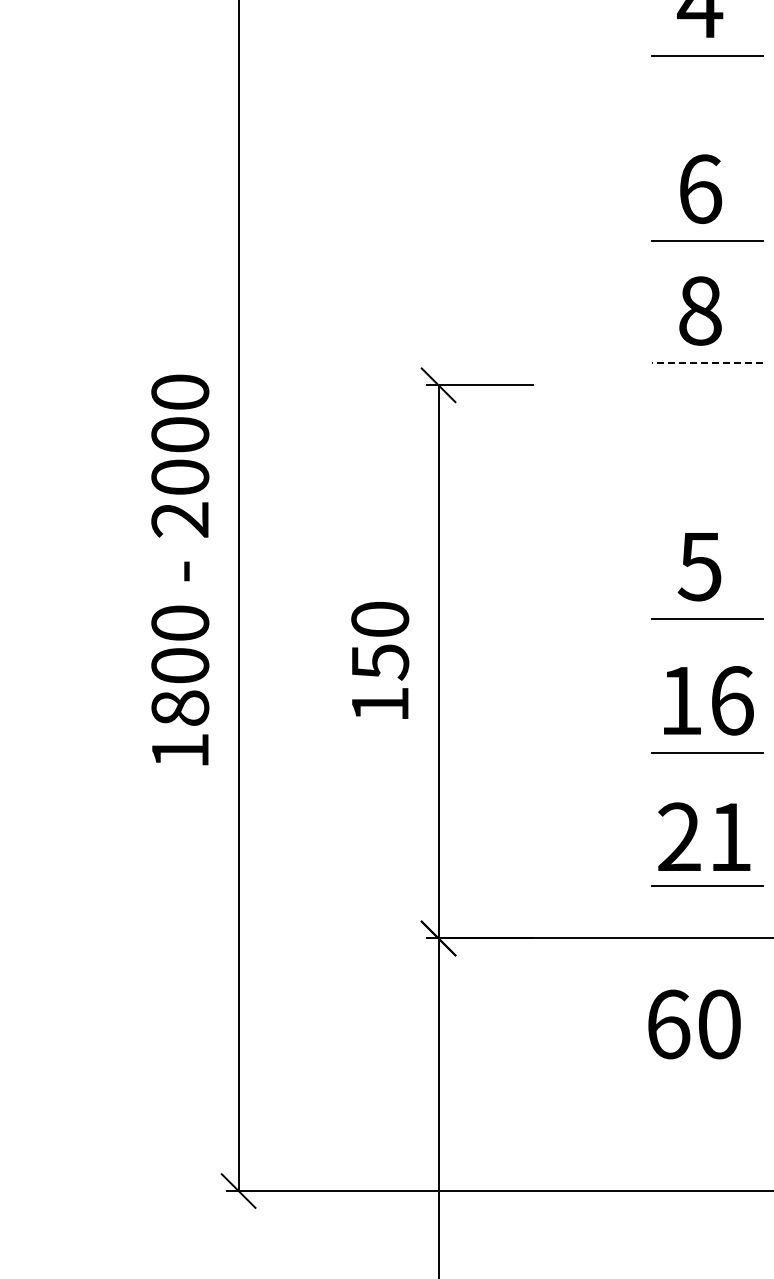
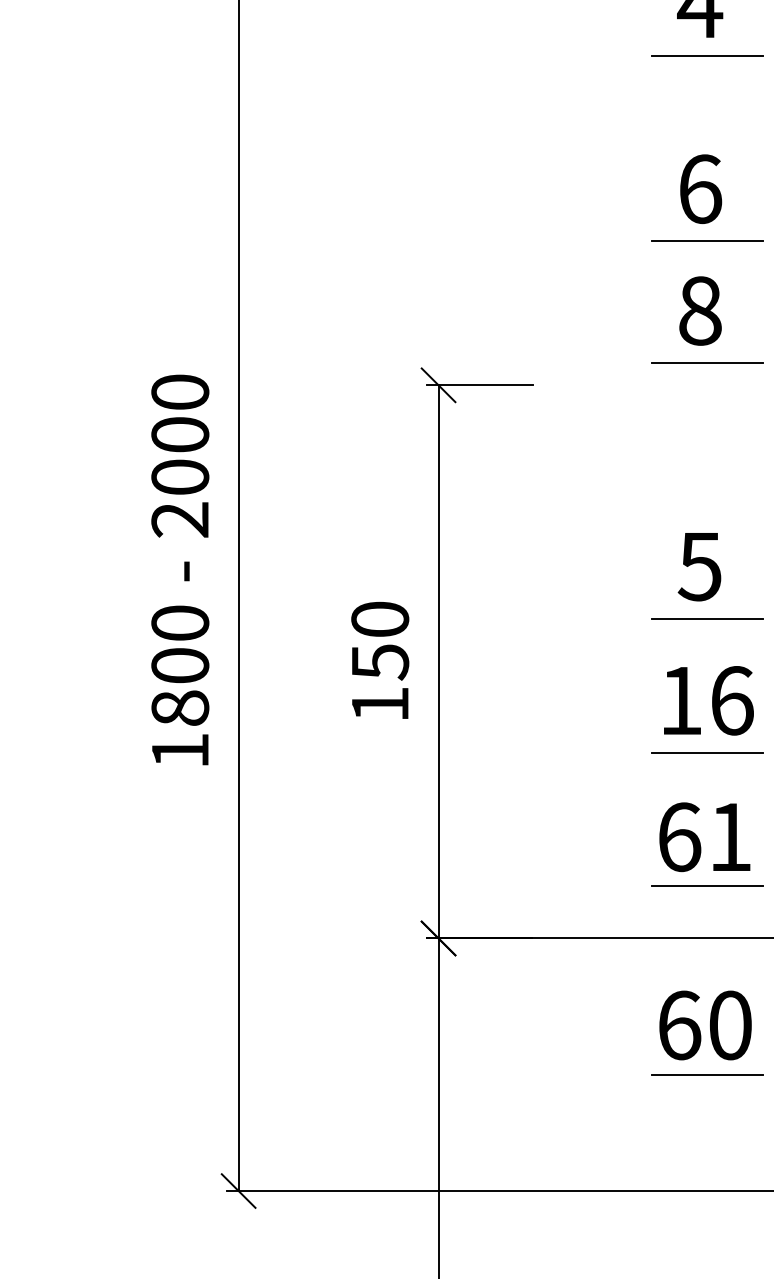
line: dashed -> solid (706, 363)
text: 21 -> 61 (679, 837)
text position: (694, 1024) -> (705, 1025) (705, 1025)
line: none -> present (706, 1074)
